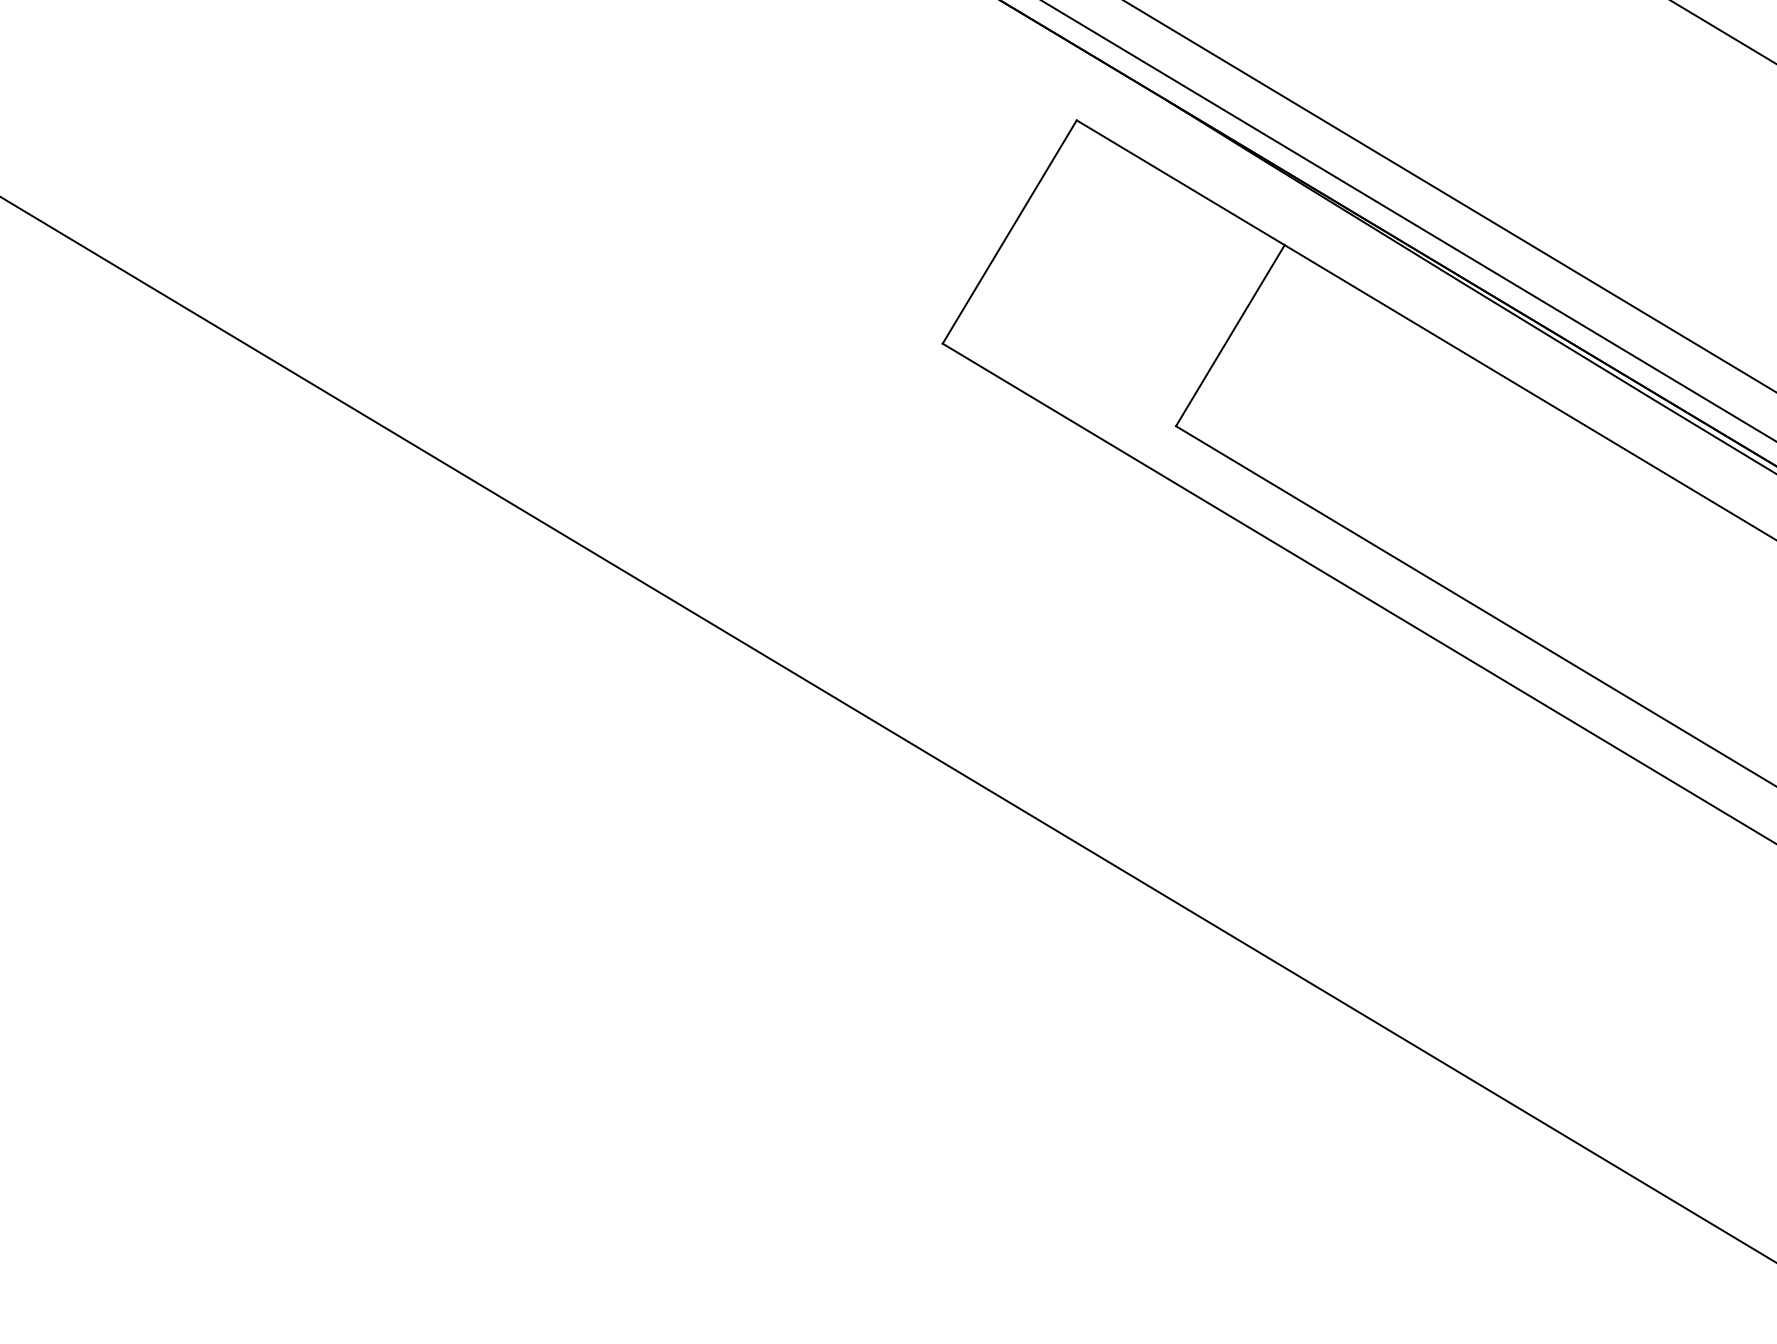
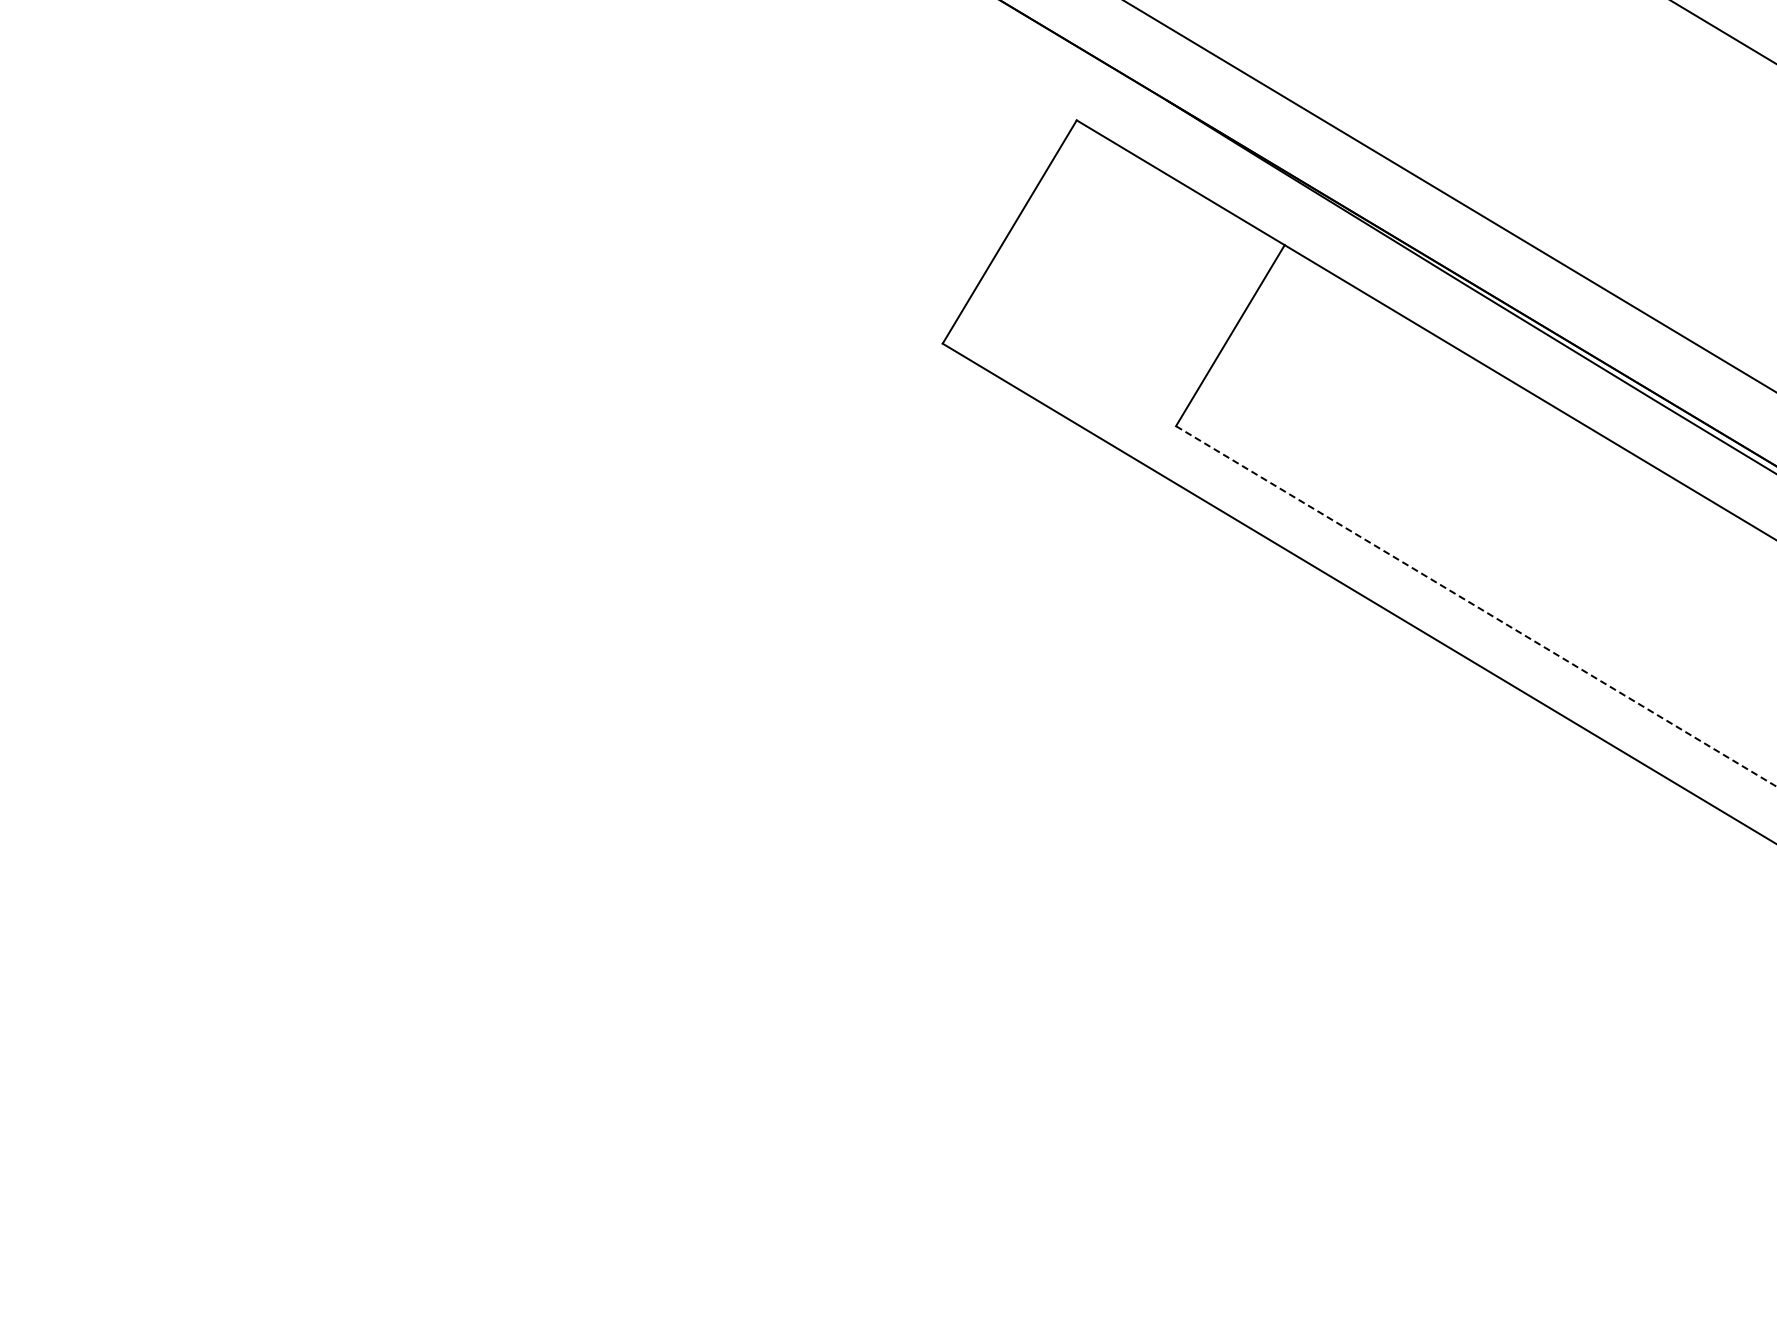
line: present -> none (1408, 221)
line: solid -> dashed (1476, 606)
line: present -> none (887, 729)
